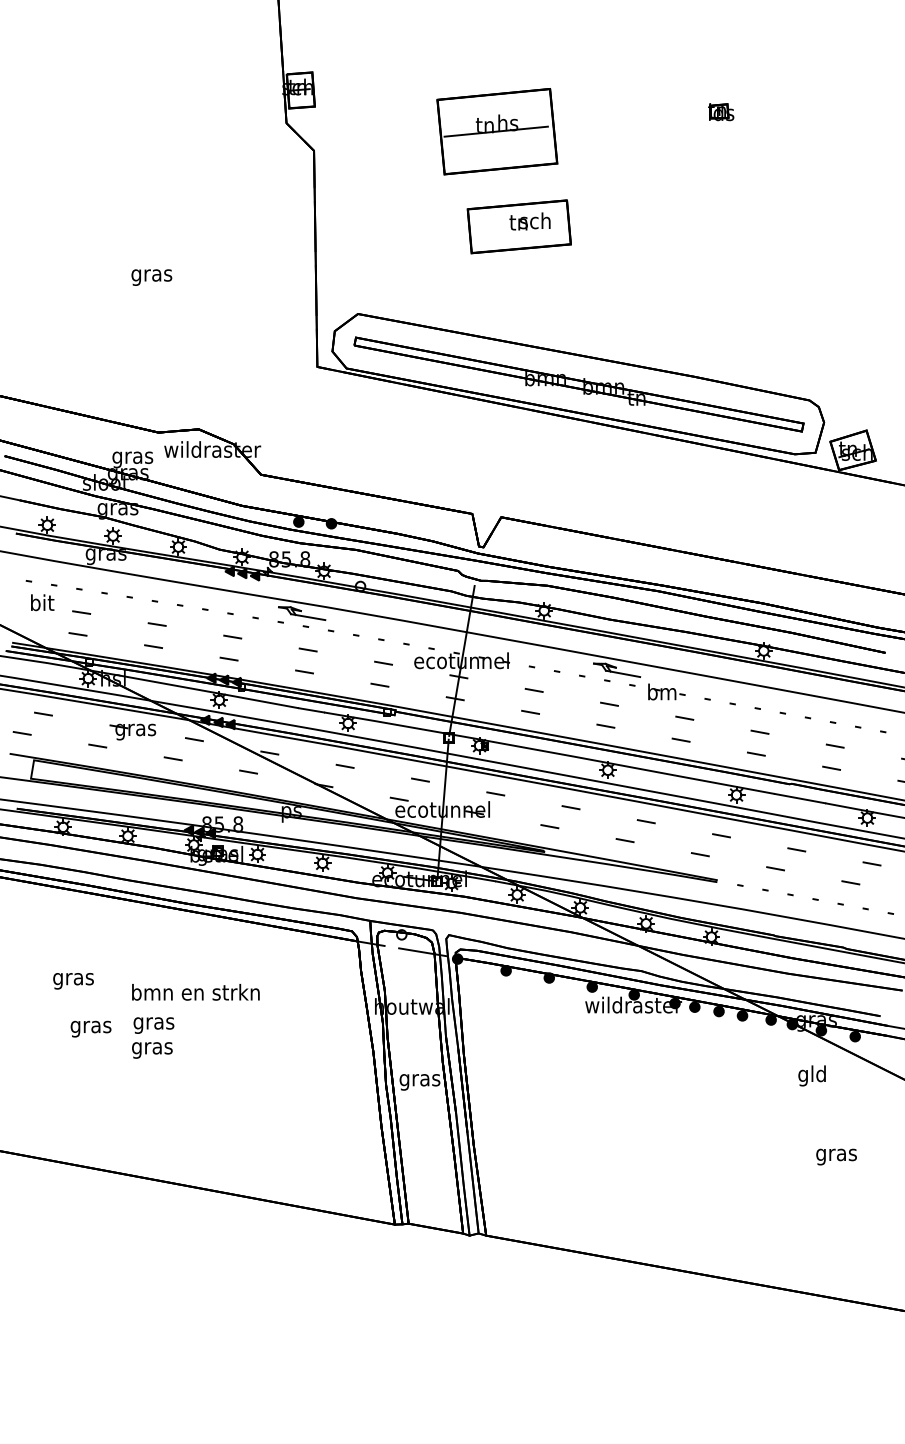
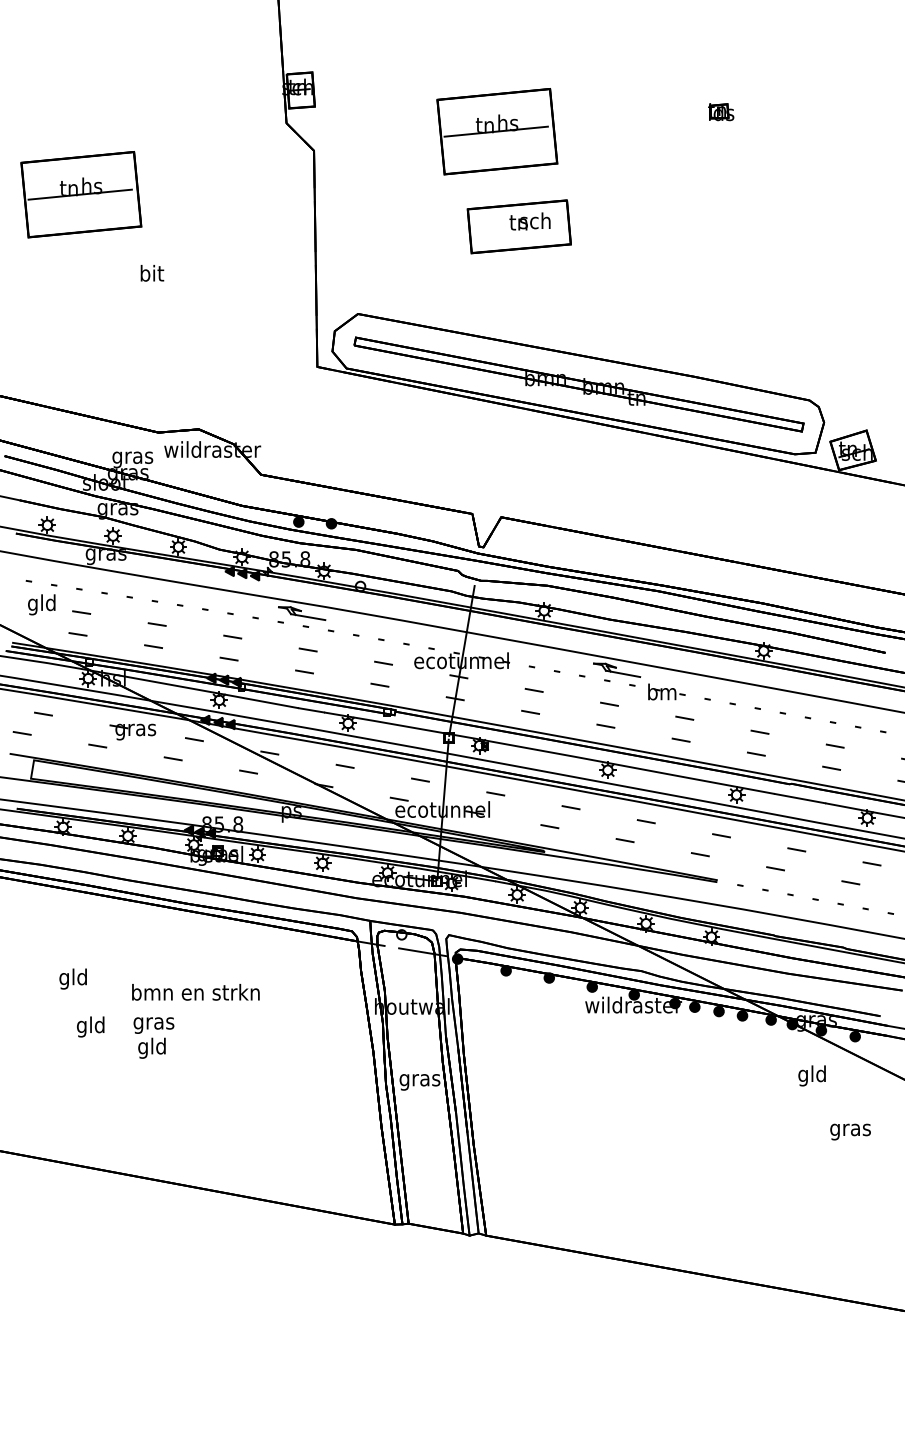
part: none -> present (81, 194)
text: gras -> bit (151, 274)
text: bit -> gld (41, 604)
text: gras -> gld (73, 978)
text: gras -> gld (90, 1026)
text: gras -> gld (152, 1047)
text position: (836, 1156) -> (850, 1131) (850, 1131)
